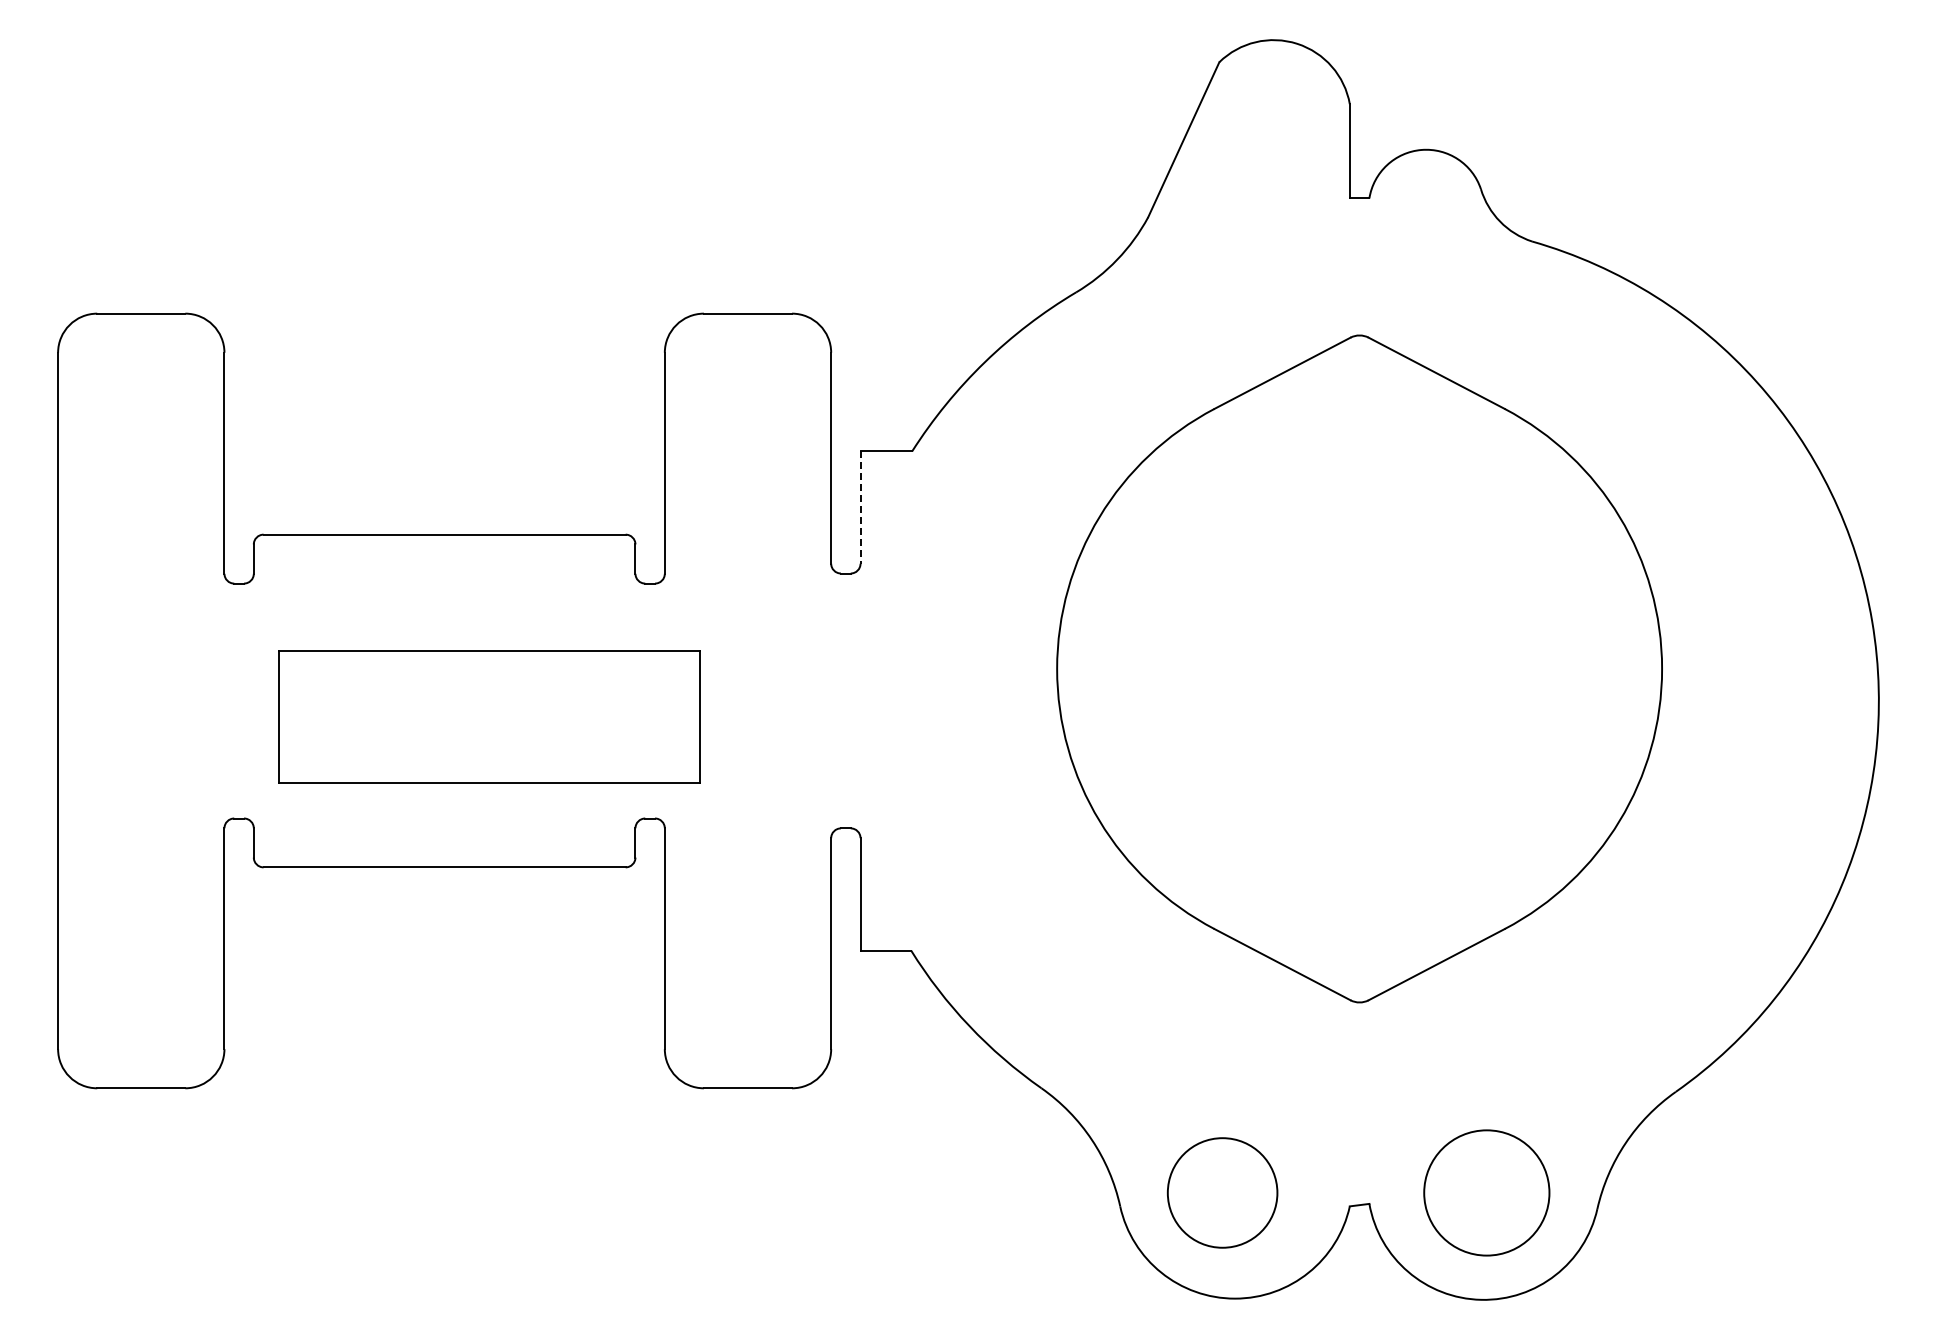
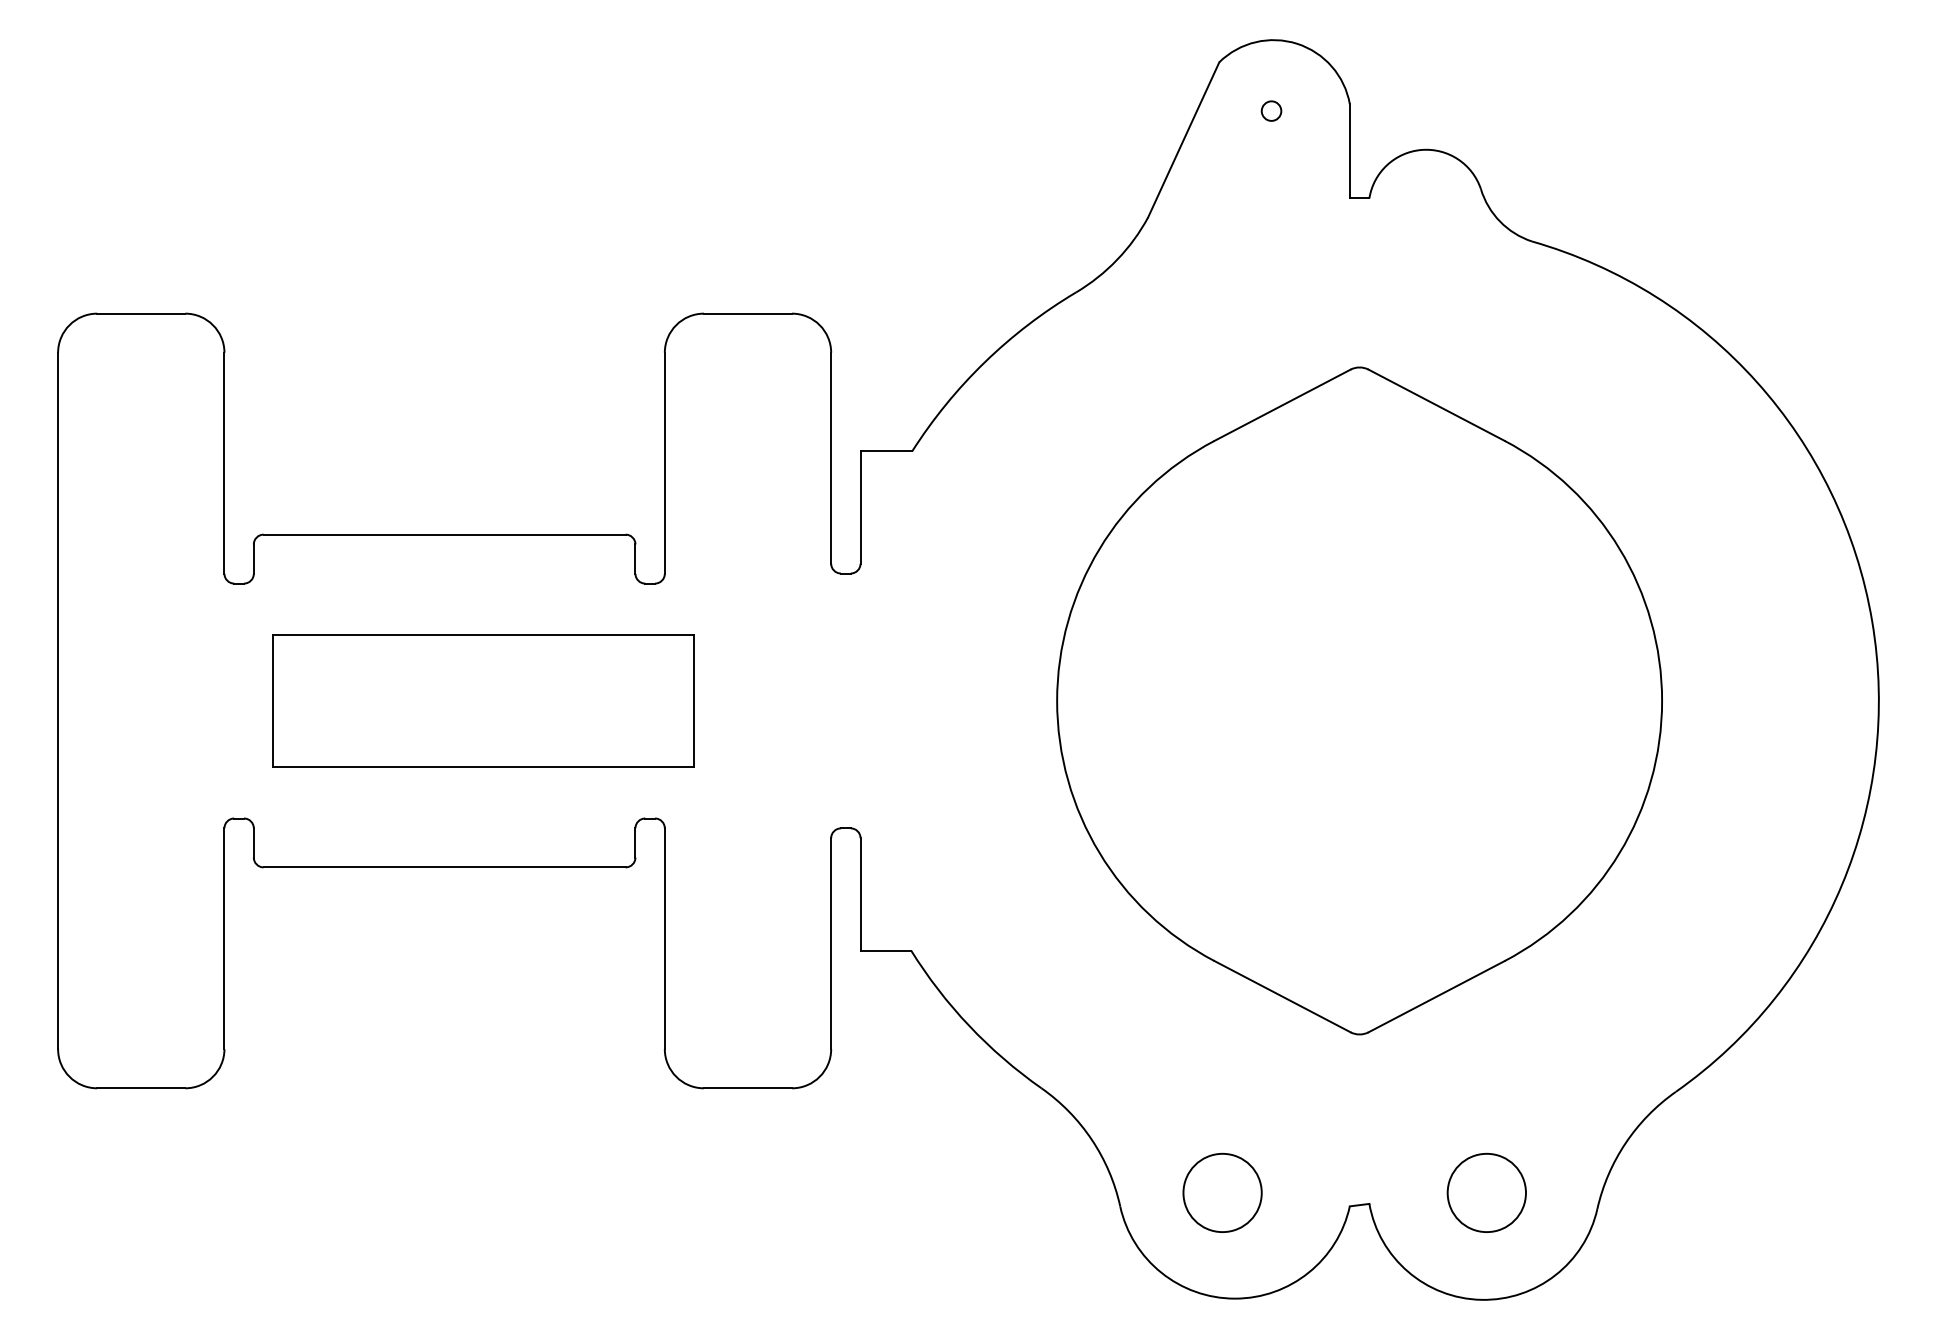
circle: none -> present (1271, 110)
line: dashed -> solid (860, 508)
part position: (1359, 668) -> (1359, 700) (1359, 700)
part position: (489, 716) -> (483, 700) (483, 700)
circle diameter: 110 px -> 78 px (1222, 1192)
circle diameter: 125 px -> 78 px (1486, 1192)
